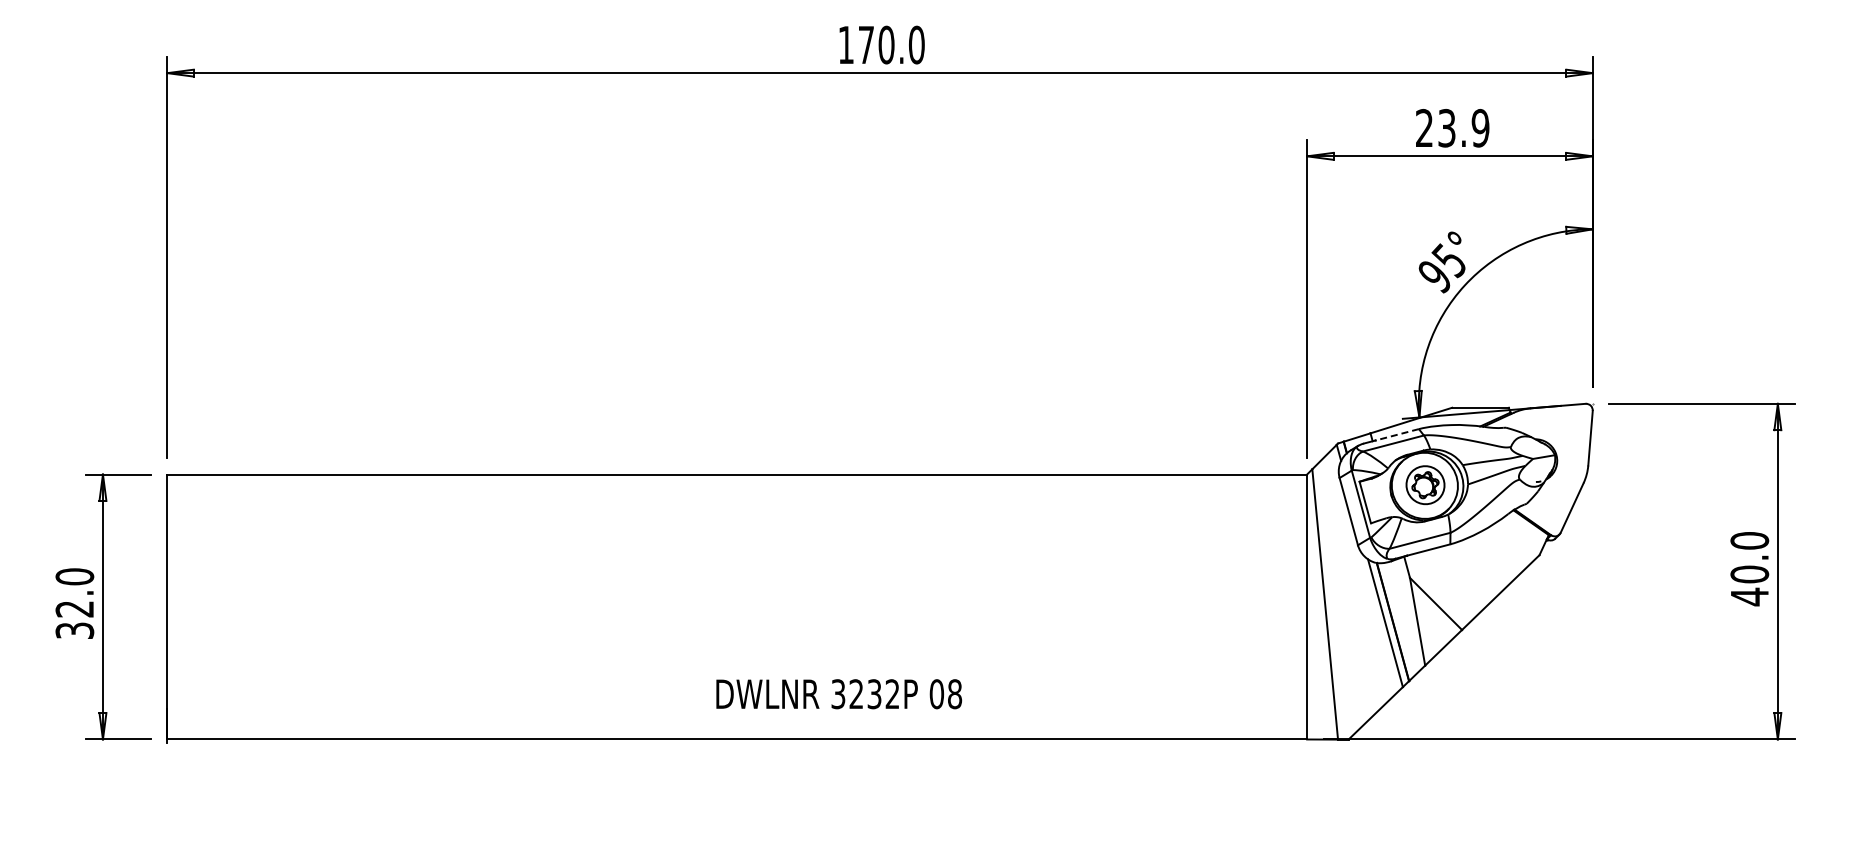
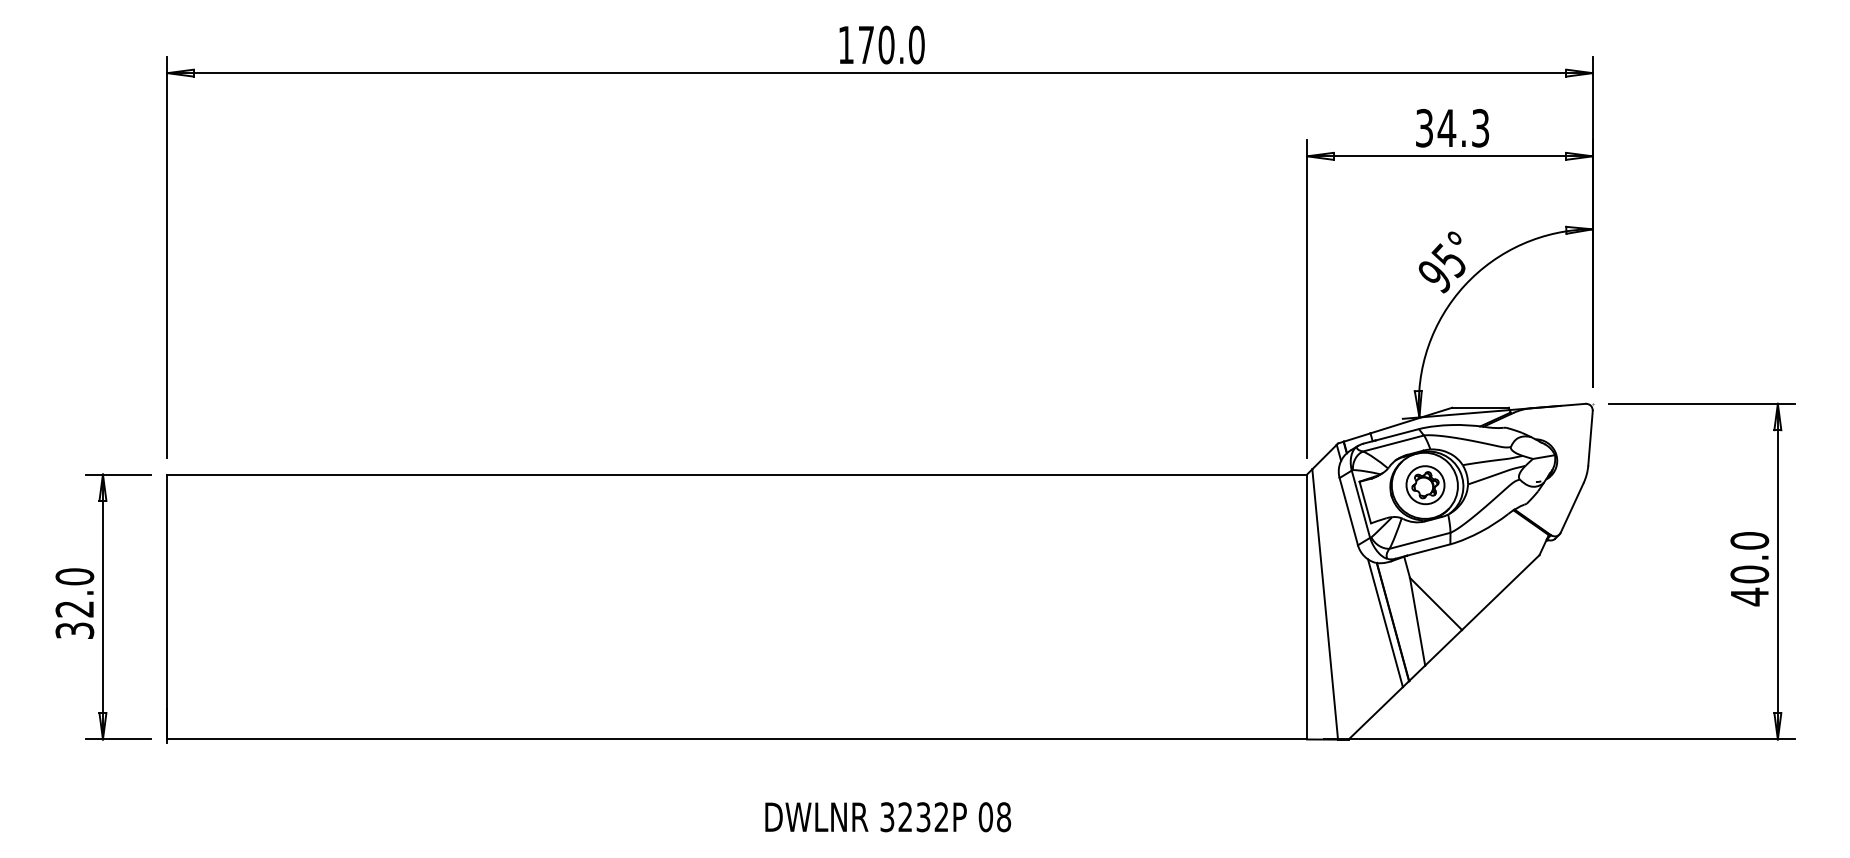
text: 23.9 -> 34.3 (1452, 127)
line: dashed -> solid (1396, 434)
text position: (839, 694) -> (888, 817) (888, 817)
